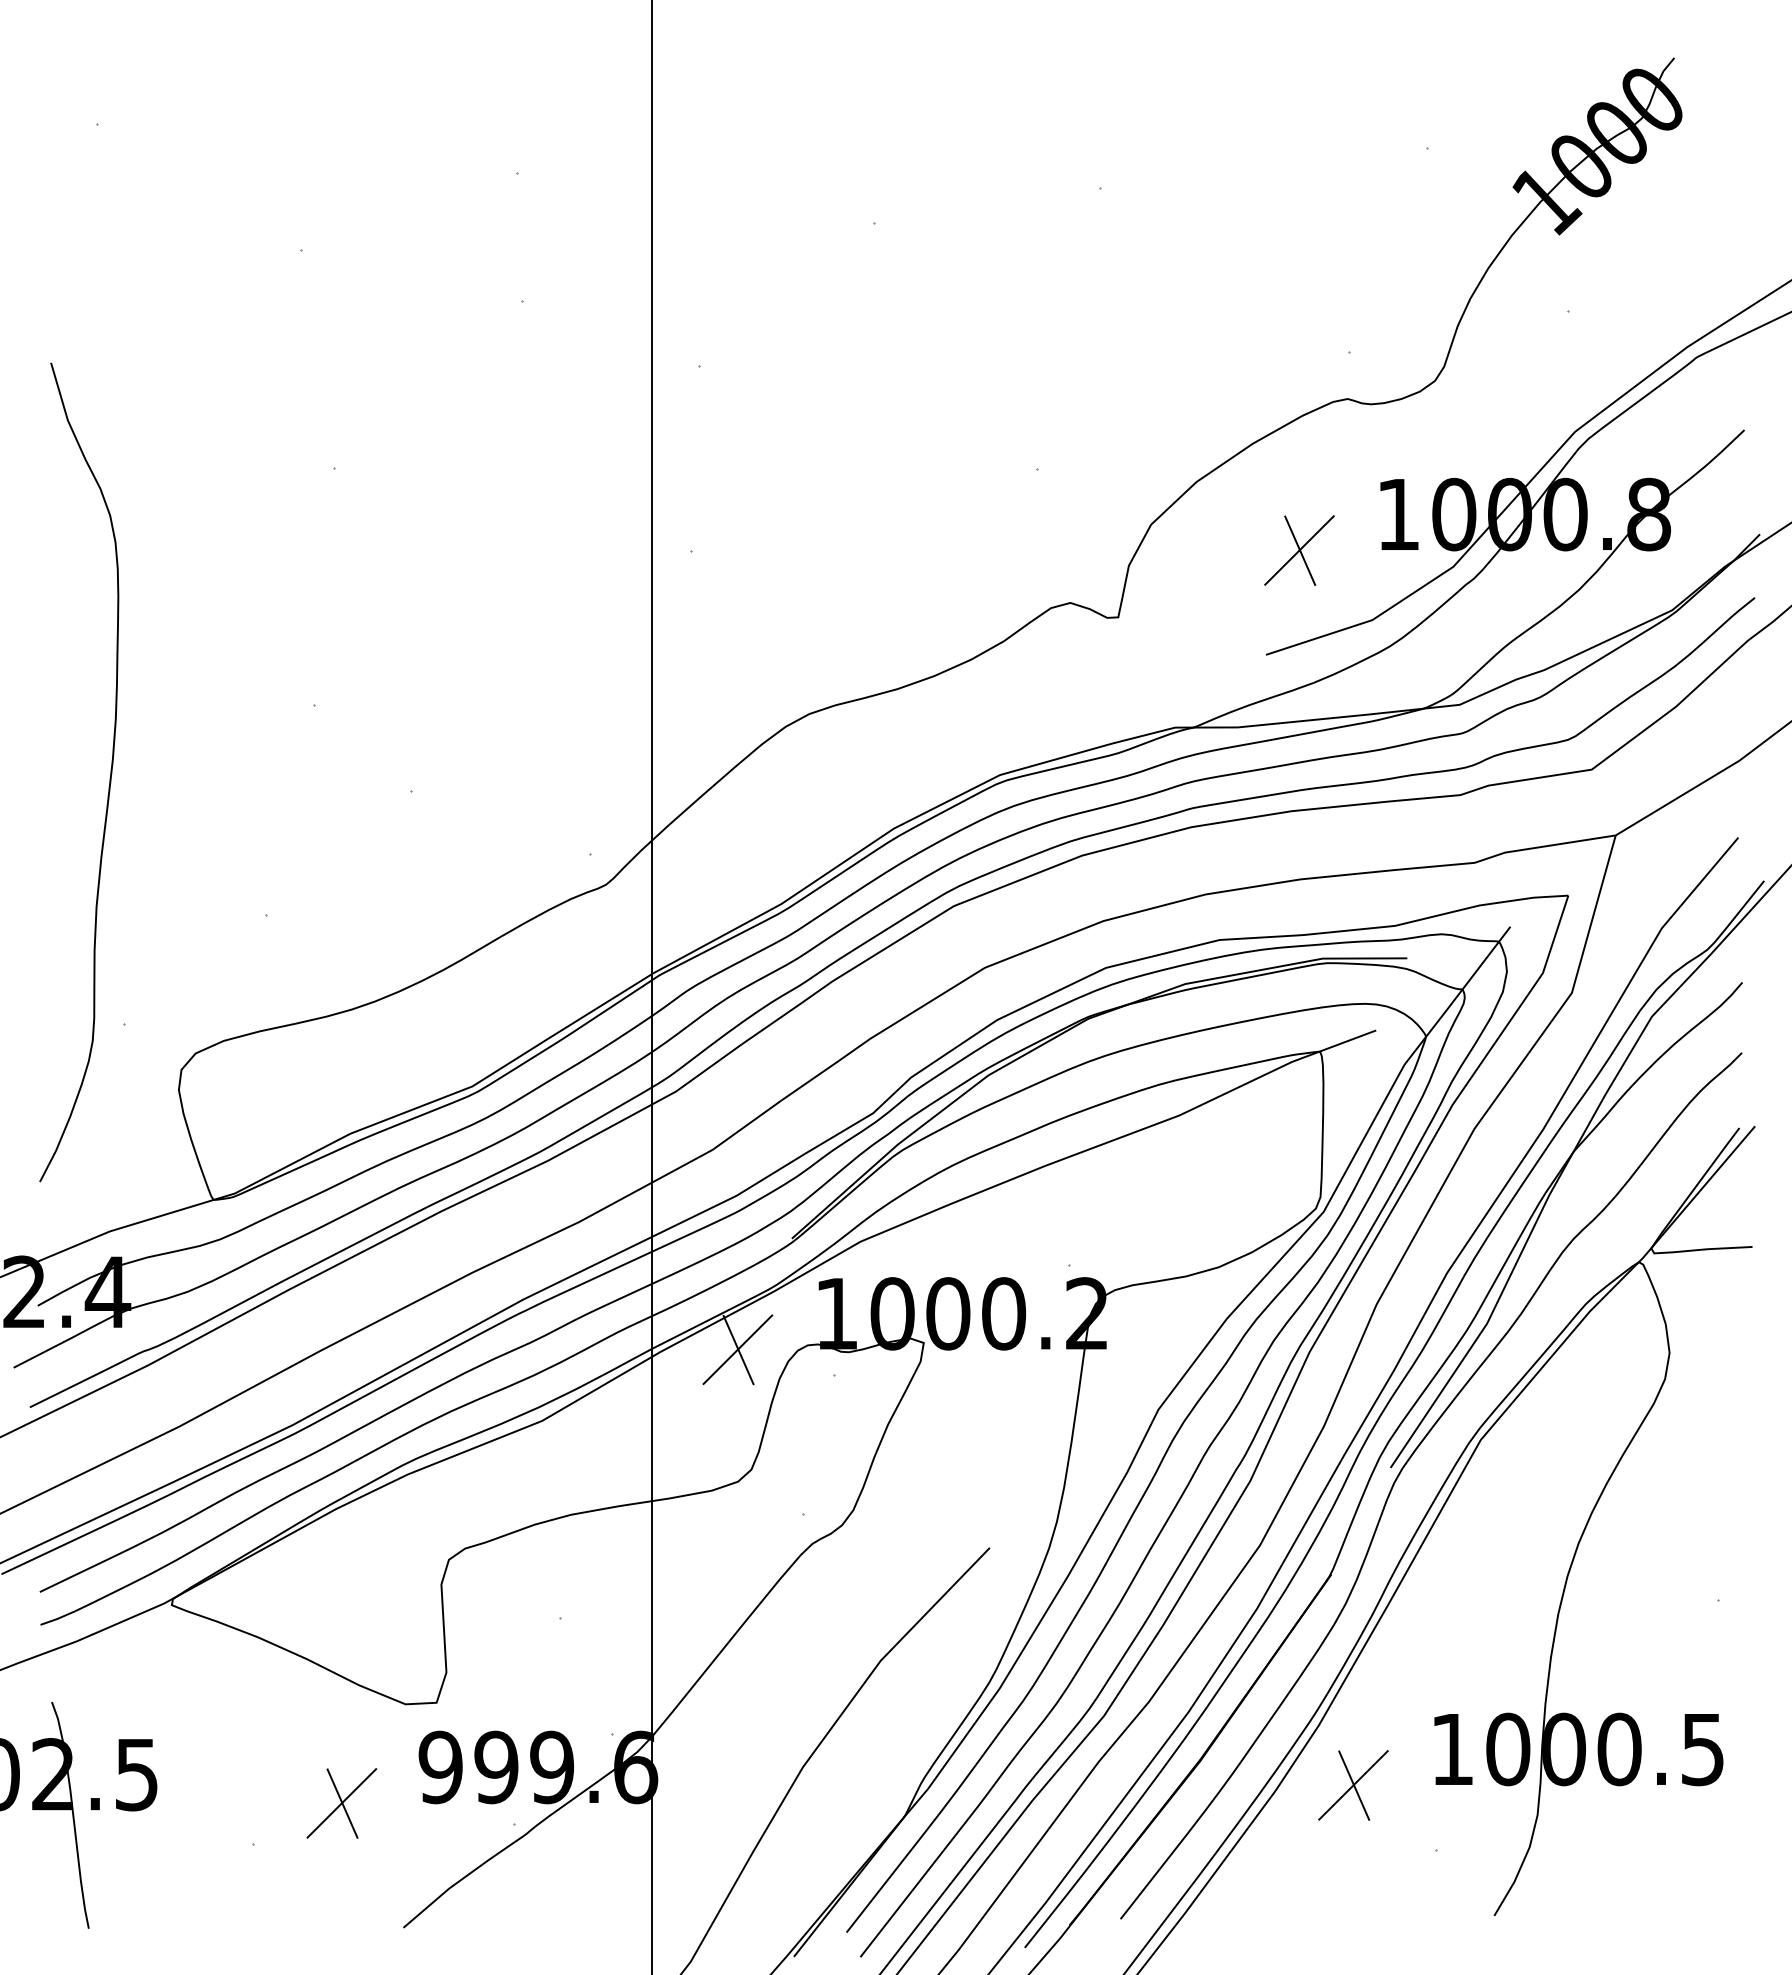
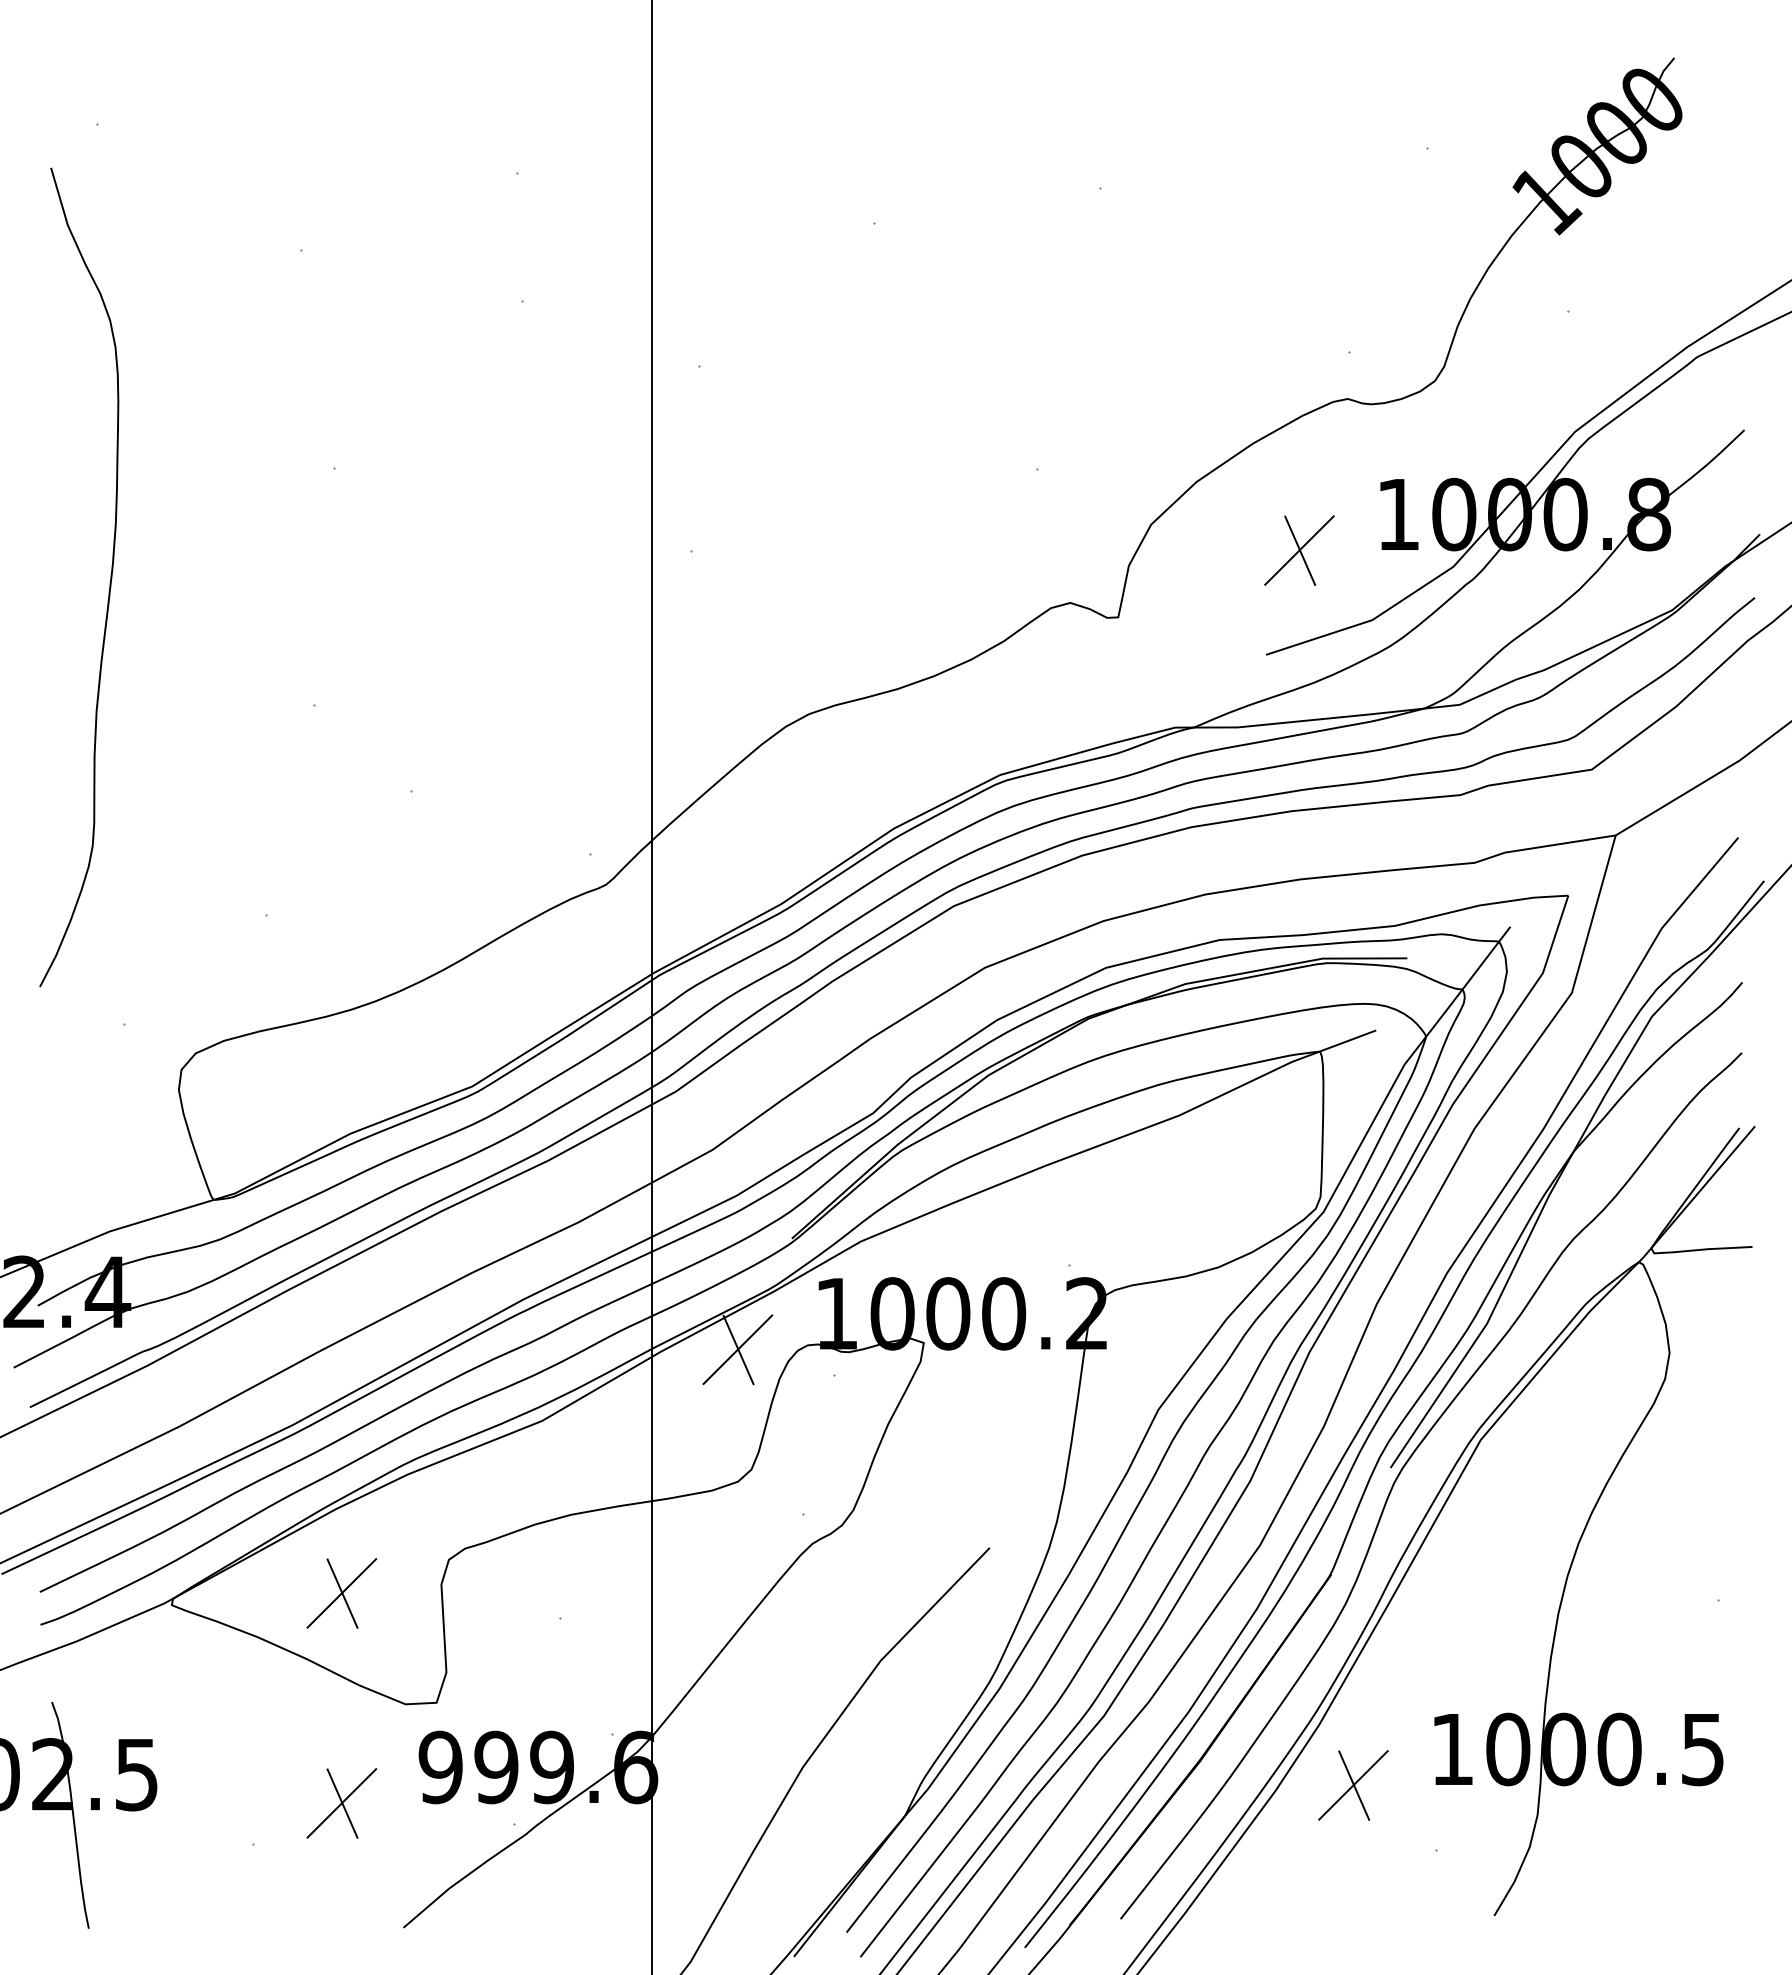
curve position: (109, 777) -> (109, 582) (109, 582)
part: none -> present (341, 1593)
